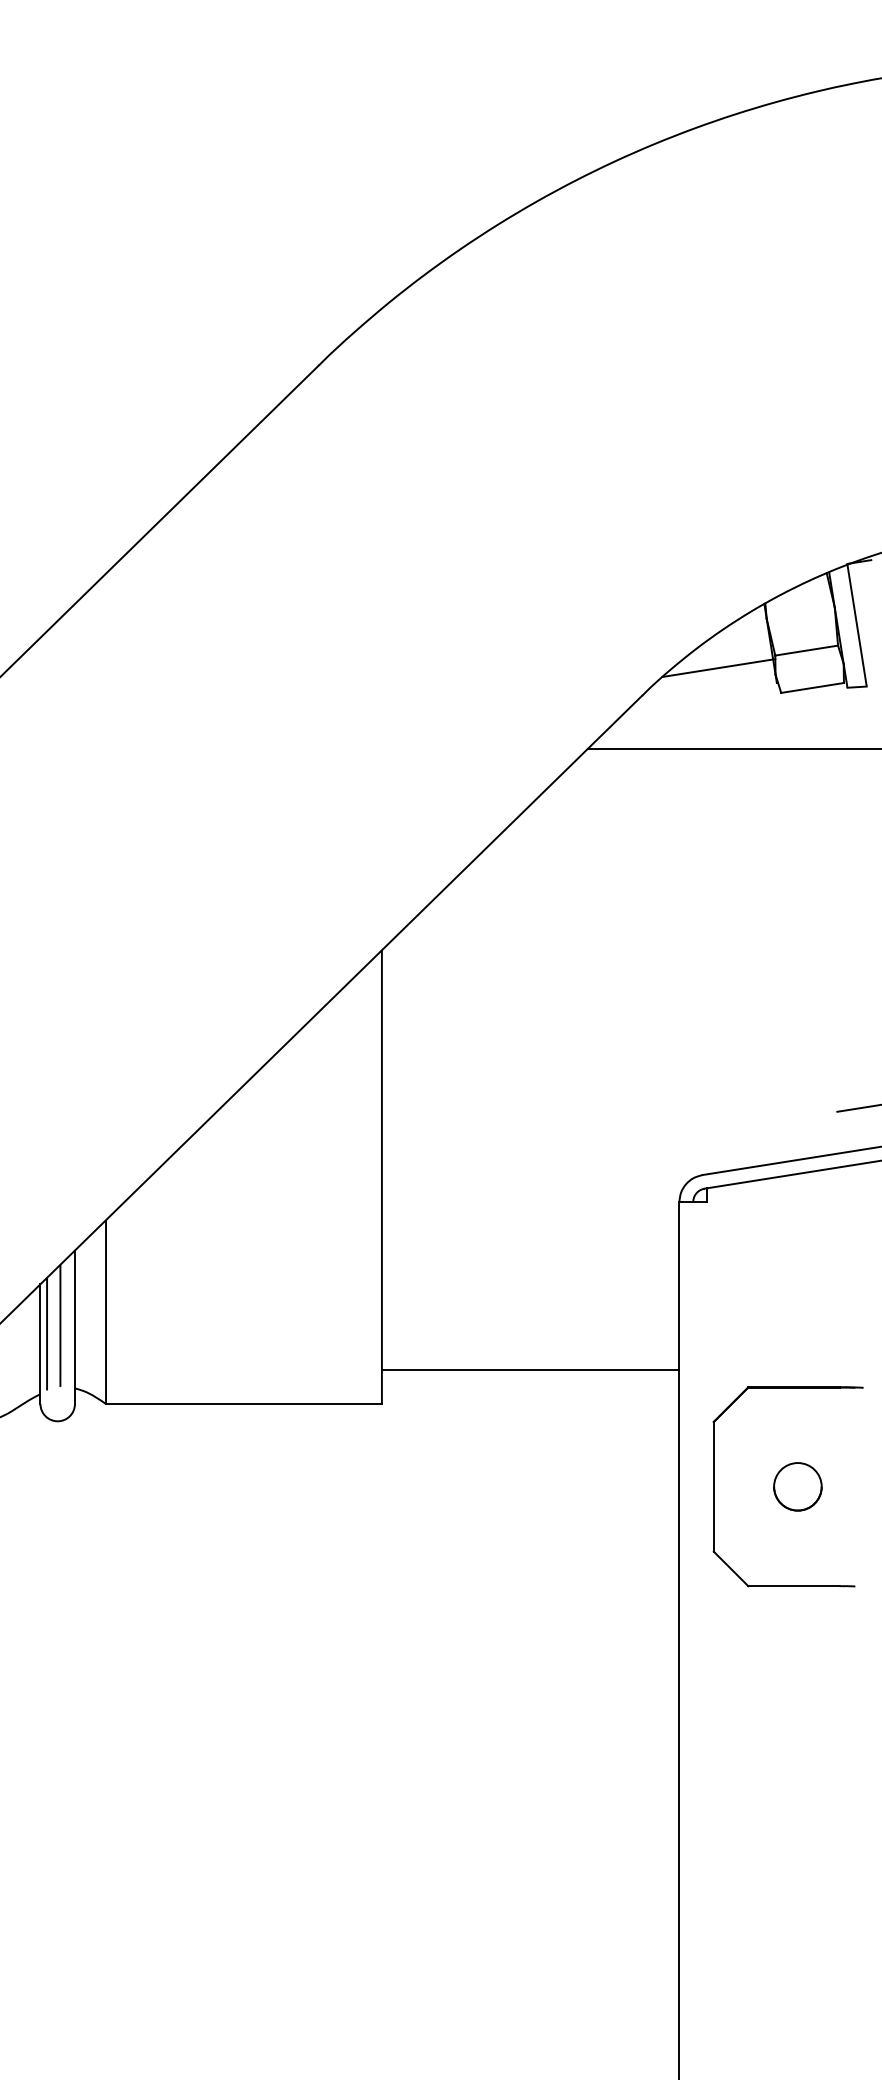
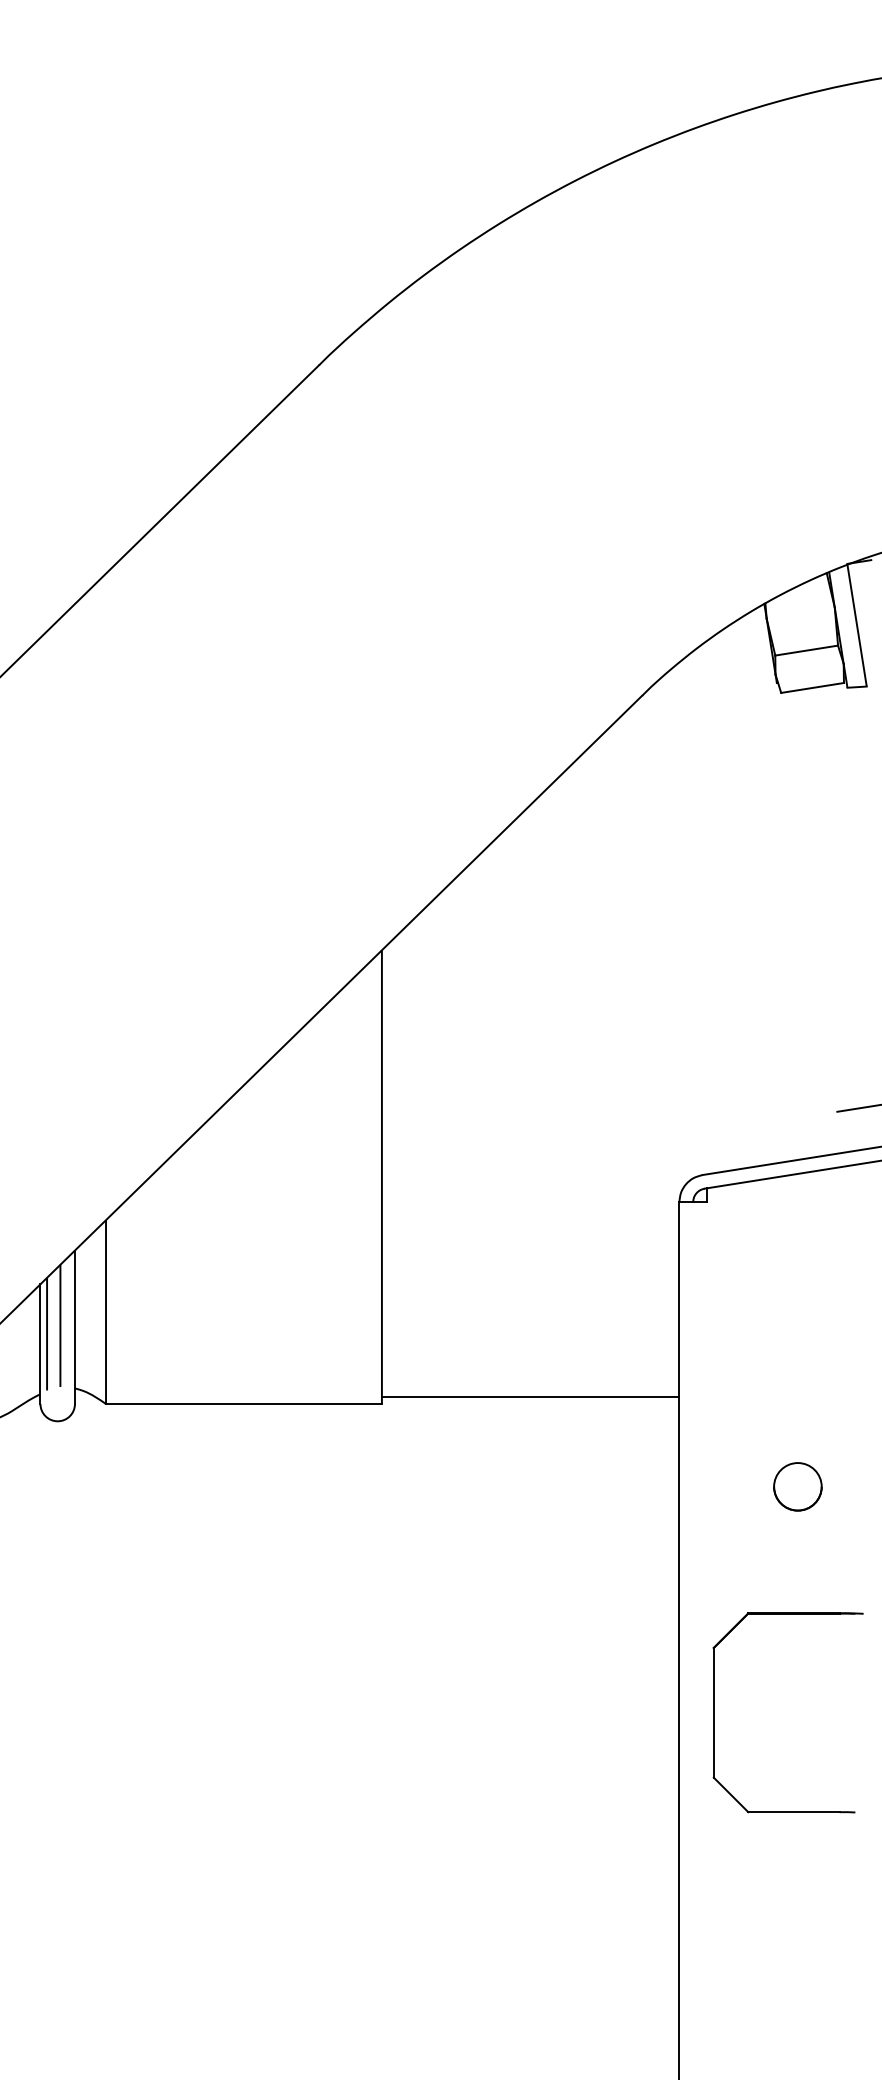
line: present -> none (718, 667)
line: present -> none (732, 748)
line position: (530, 1369) -> (530, 1396) (530, 1396)
part position: (714, 1486) -> (714, 1712) (714, 1712)
